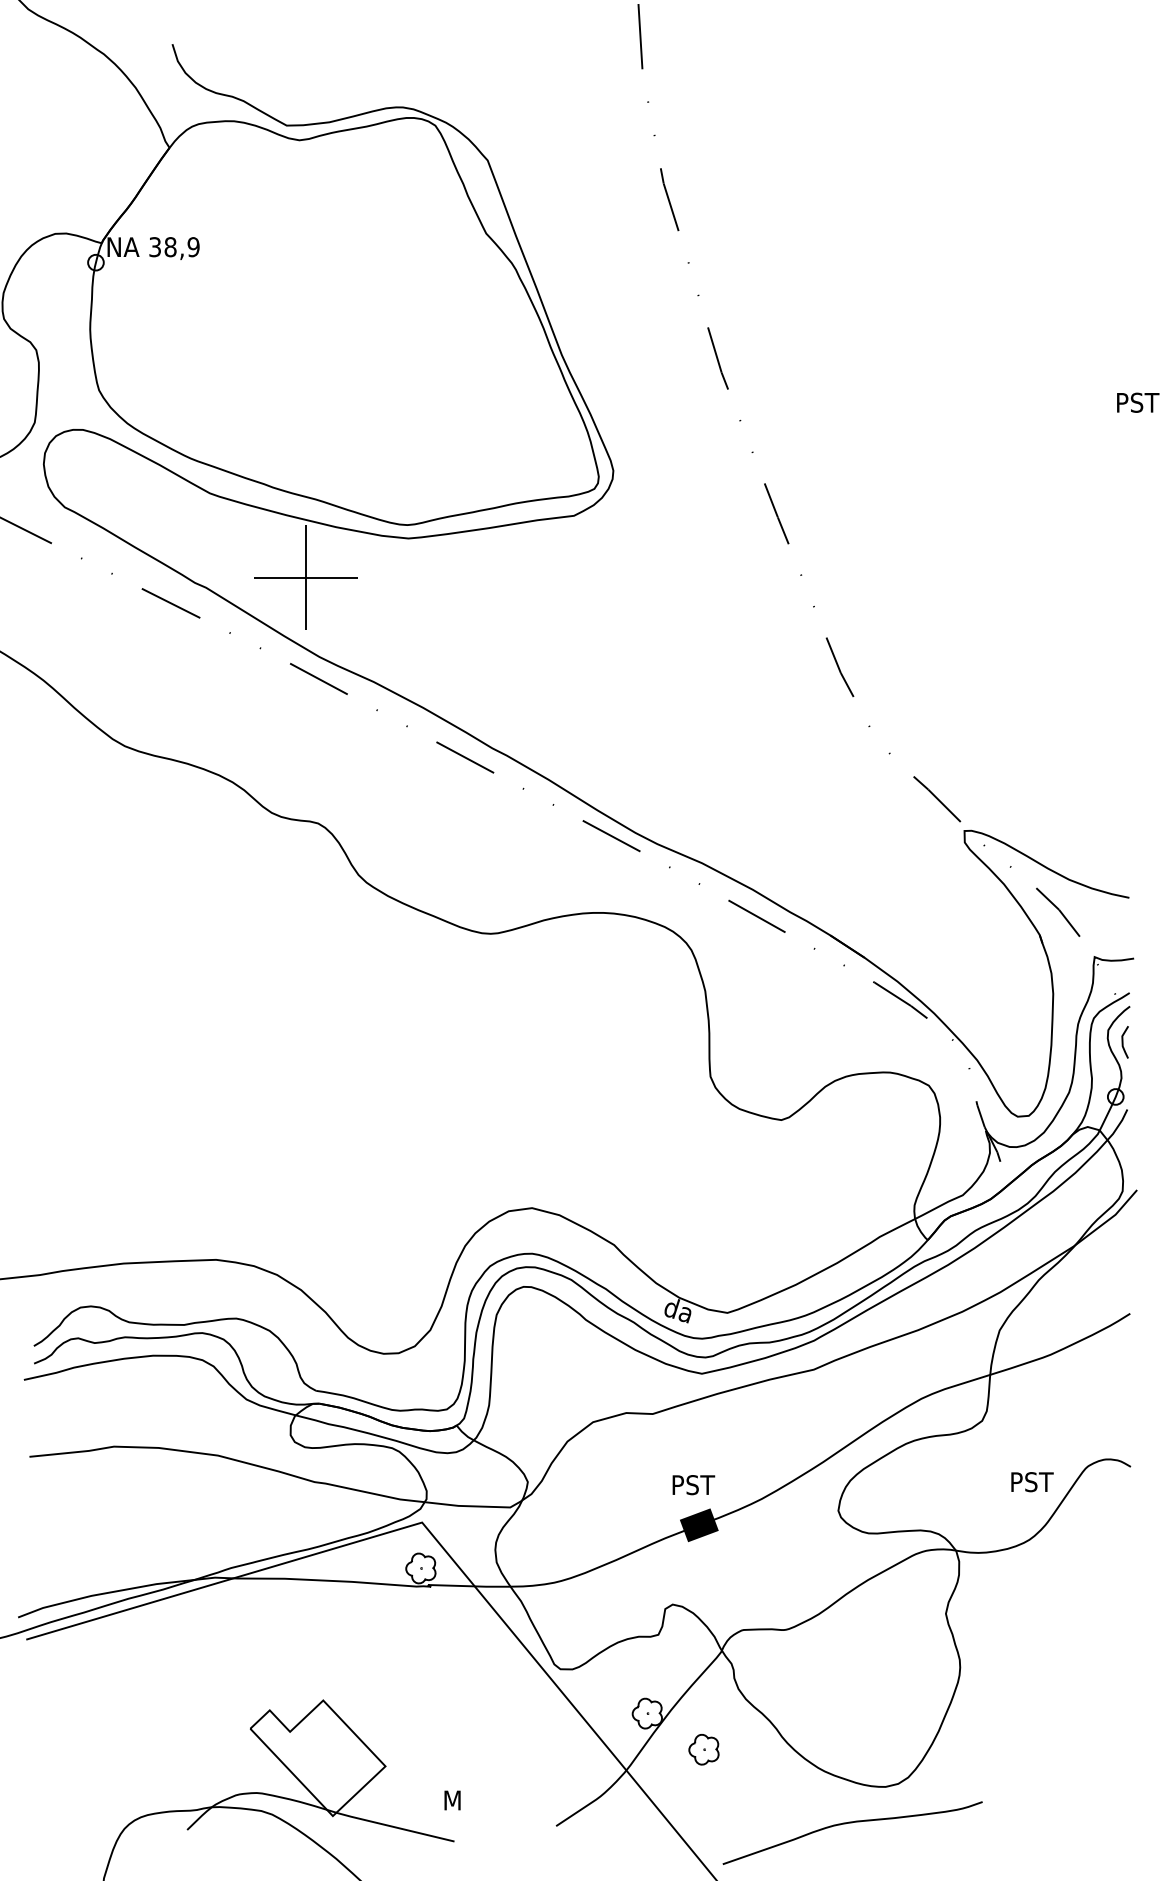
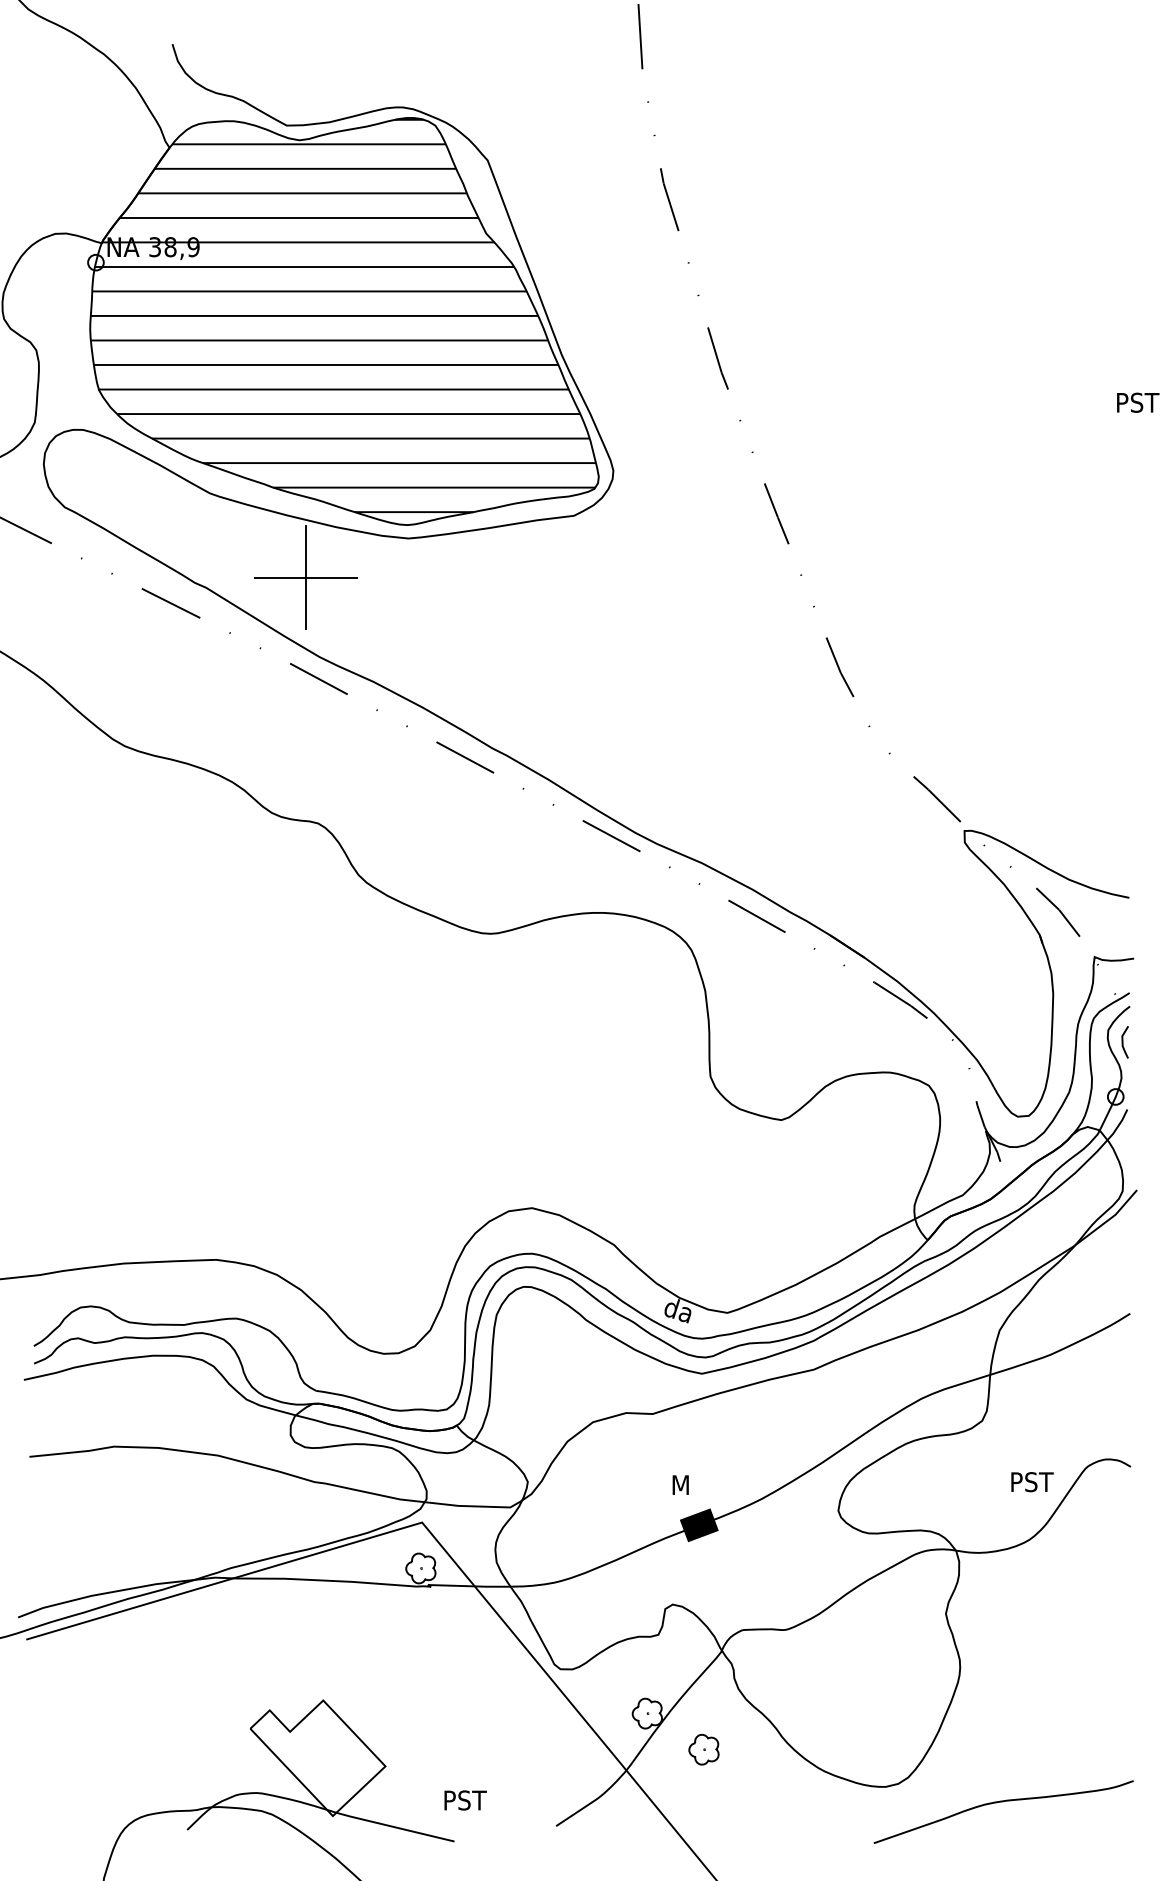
hatch: none -> present (342, 315)
text: PST -> M (695, 1485)
text: M -> PST (466, 1800)
curve position: (852, 1823) -> (1003, 1802) (1003, 1802)
